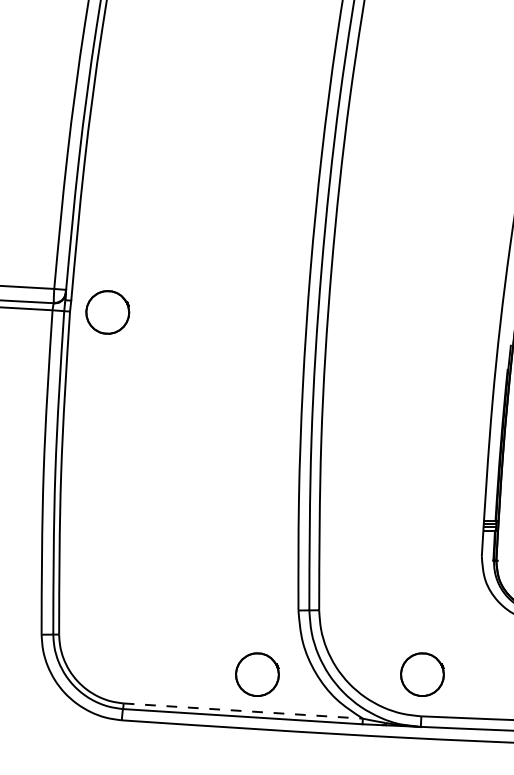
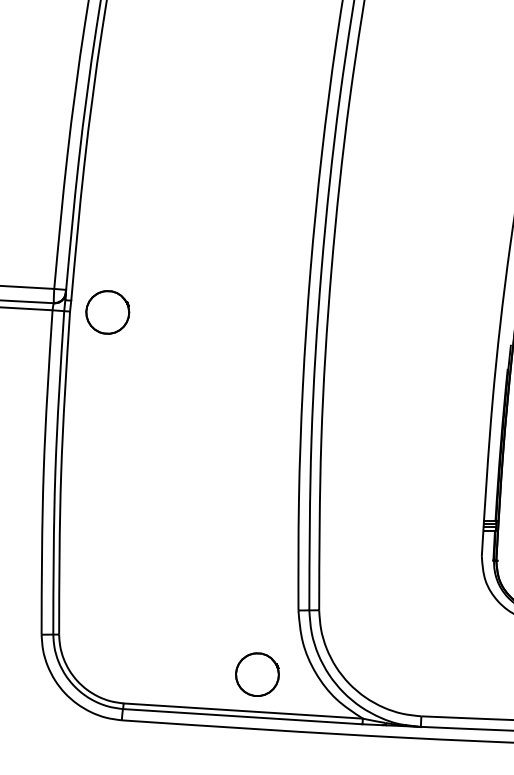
part: present -> none (422, 674)
line: dashed -> solid (243, 711)
